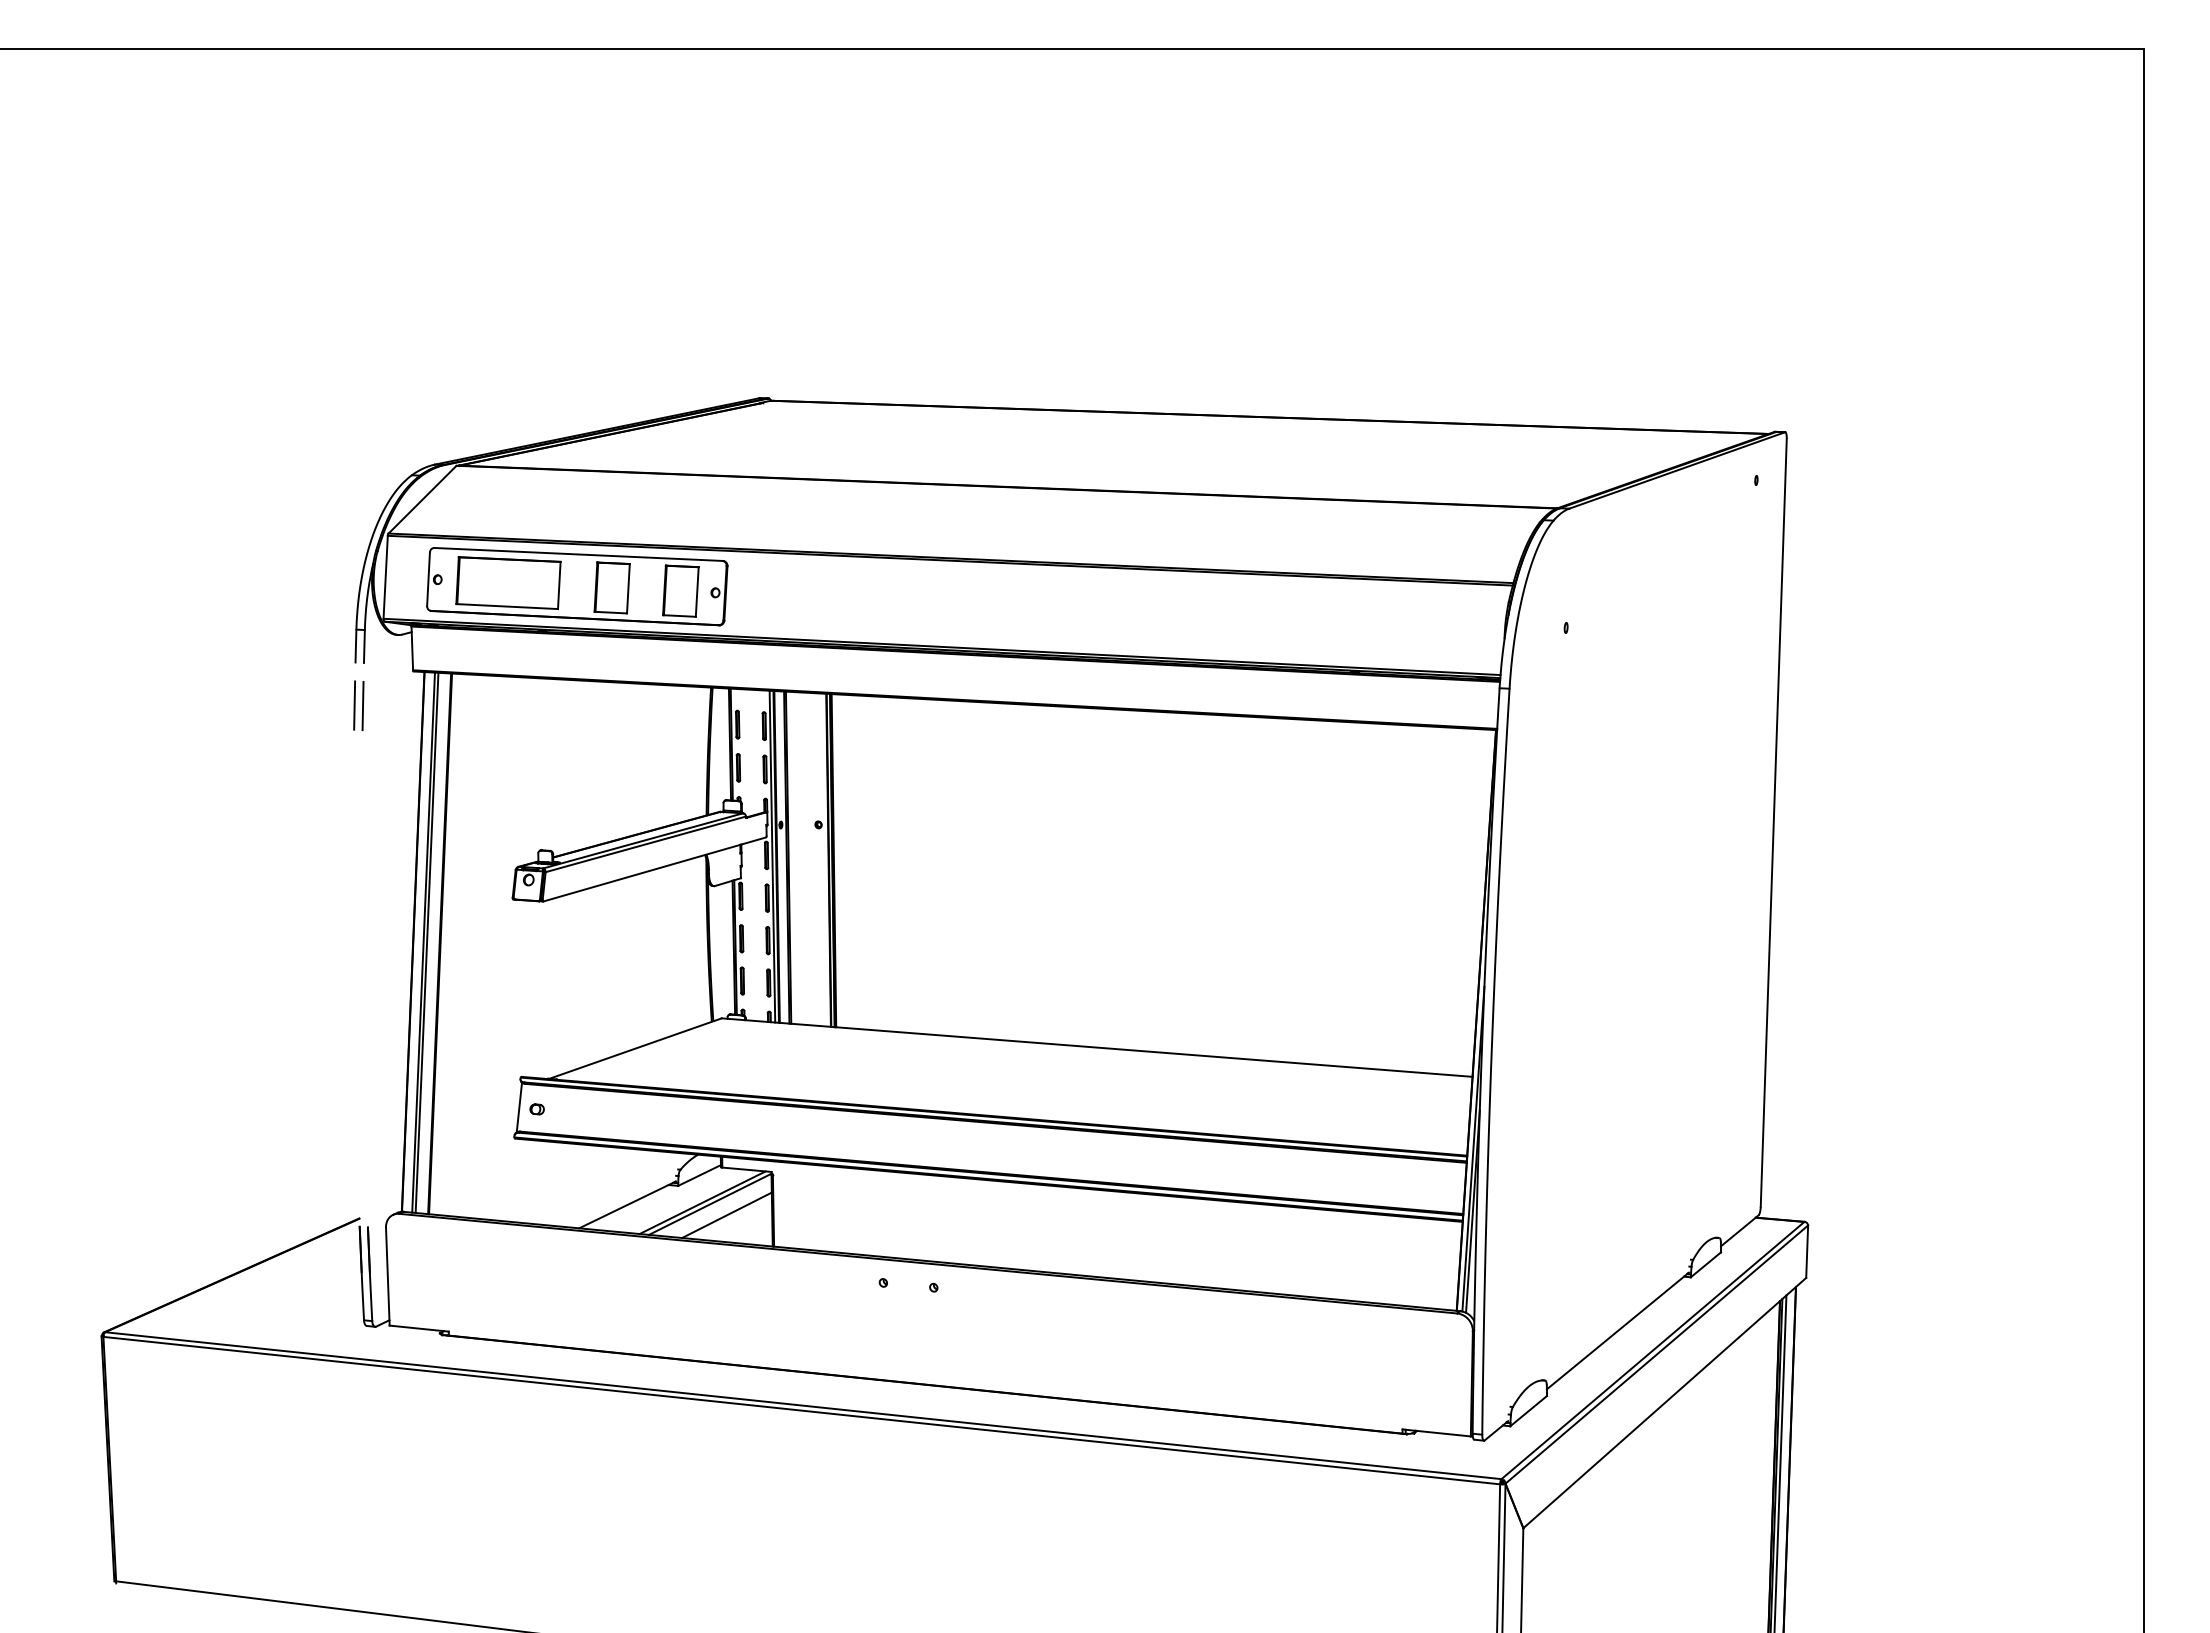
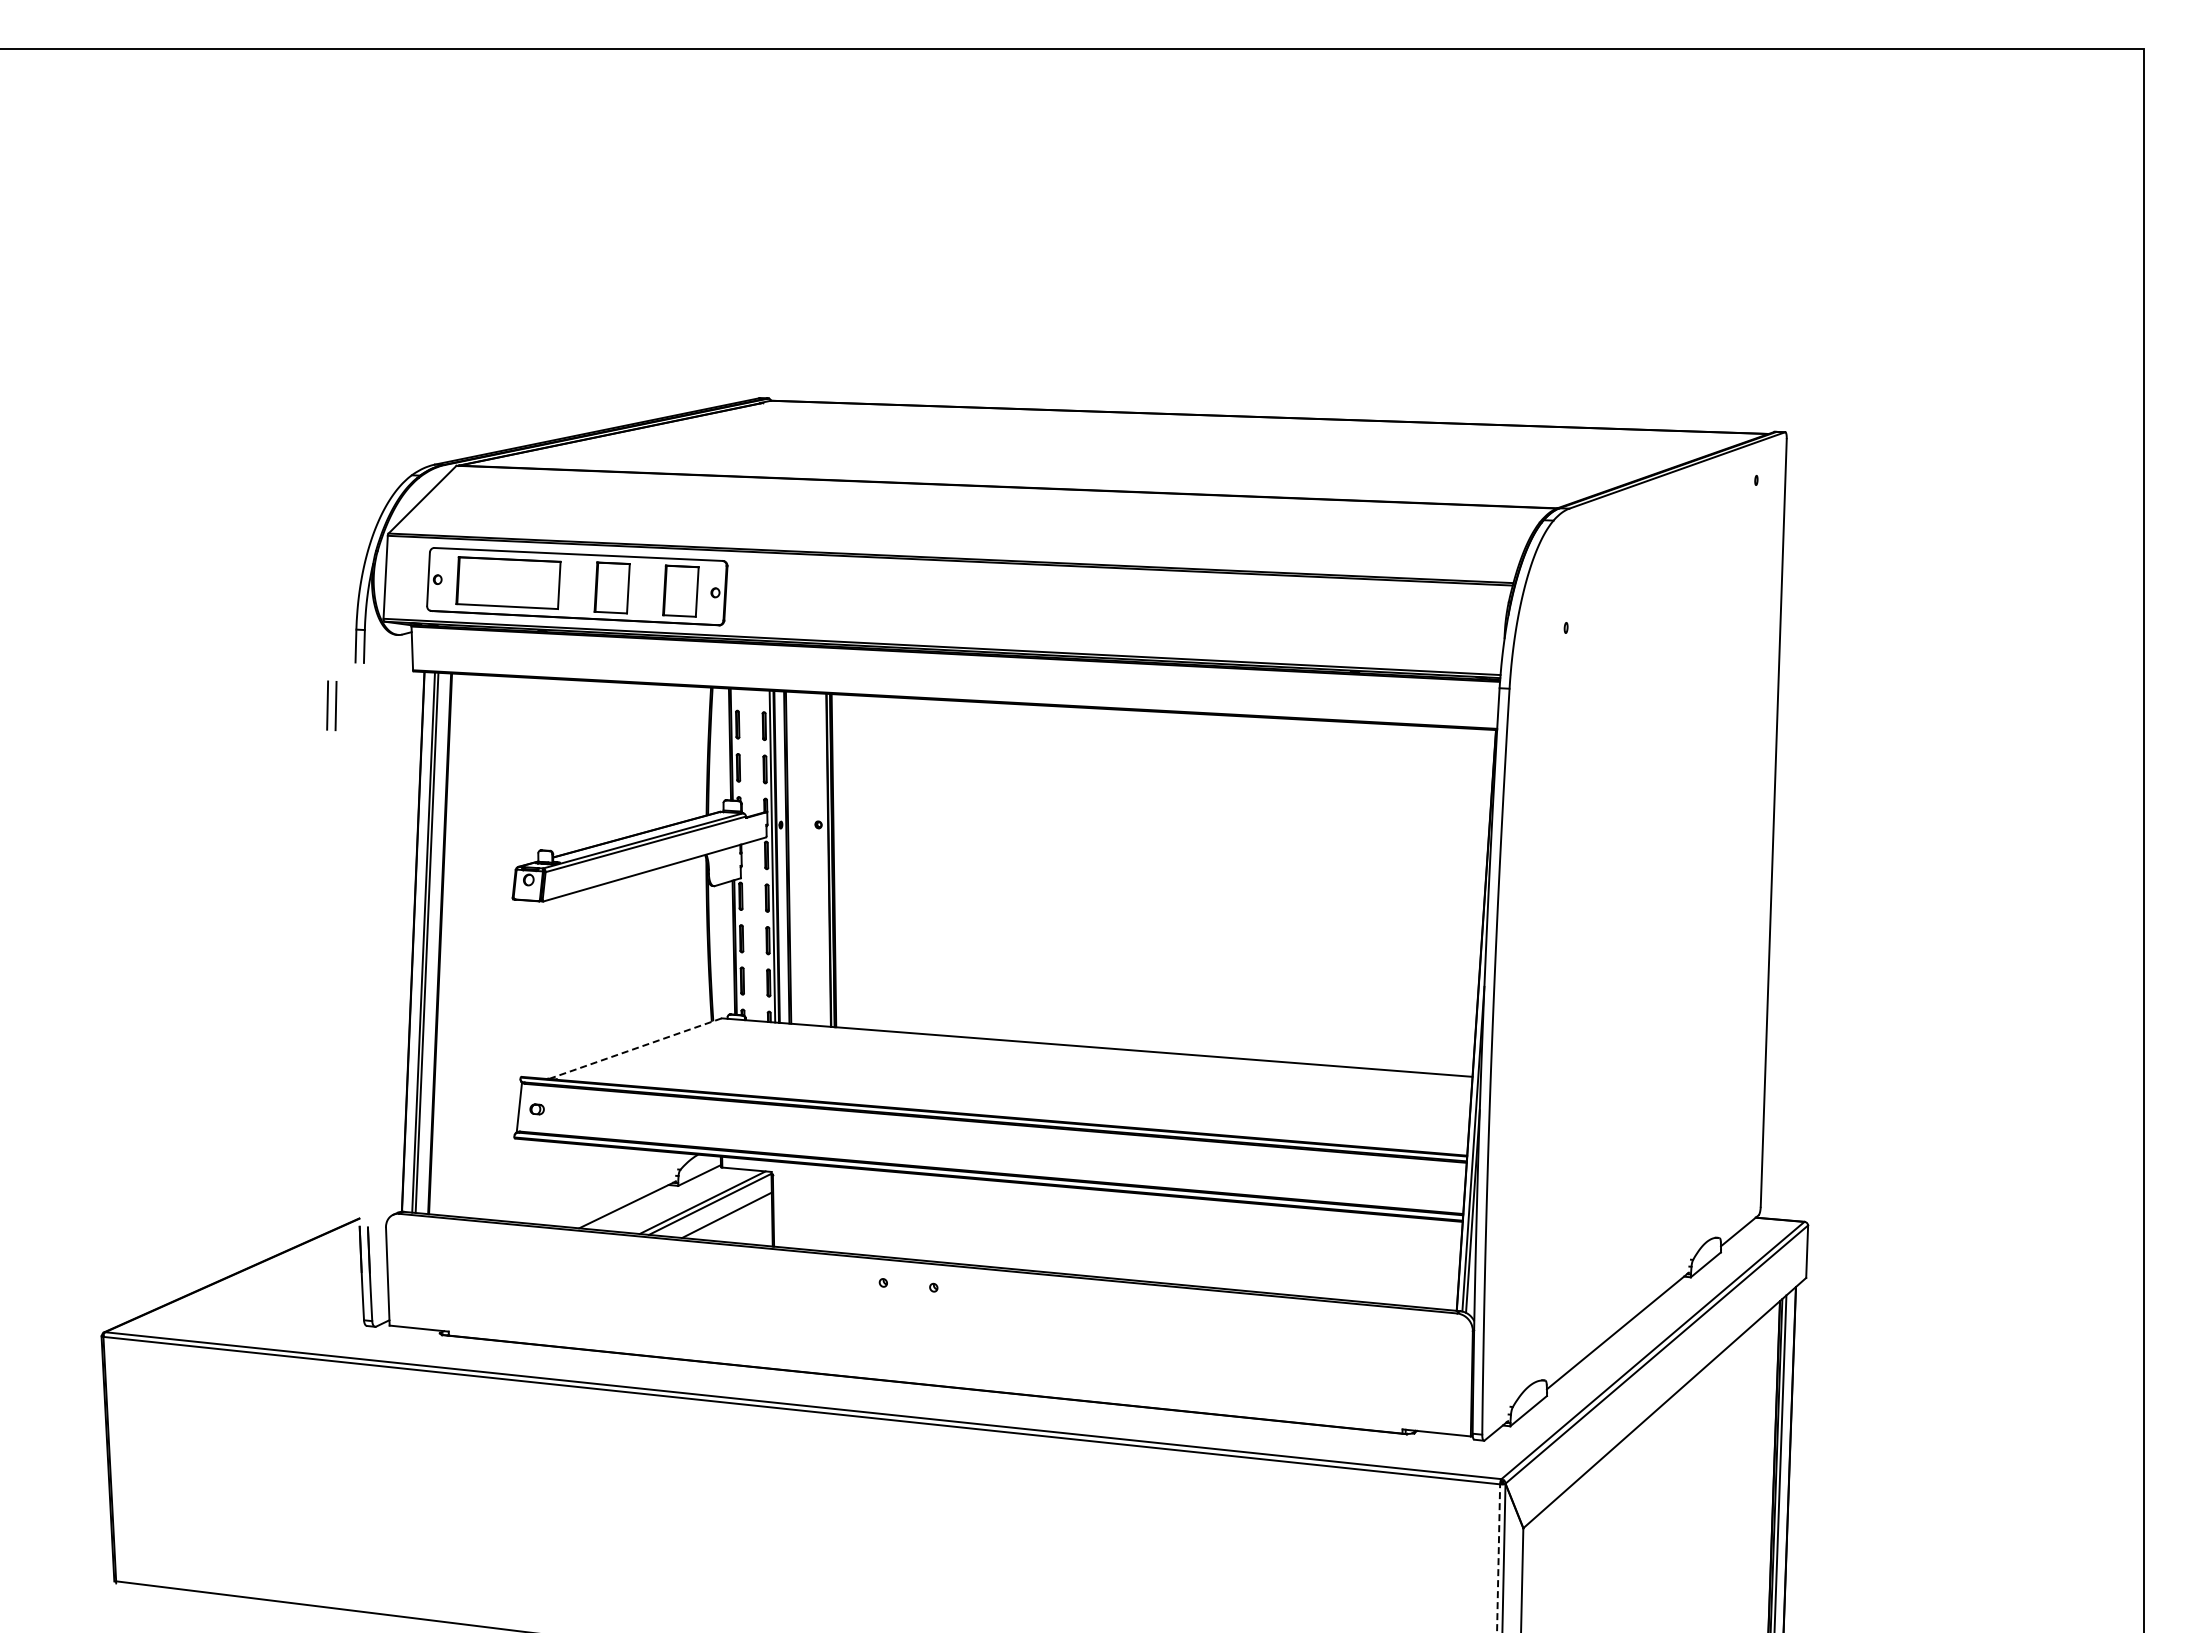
part position: (358, 705) -> (331, 705) (331, 705)
line: solid -> dashed (635, 1048)
line: solid -> dashed (1498, 1558)
